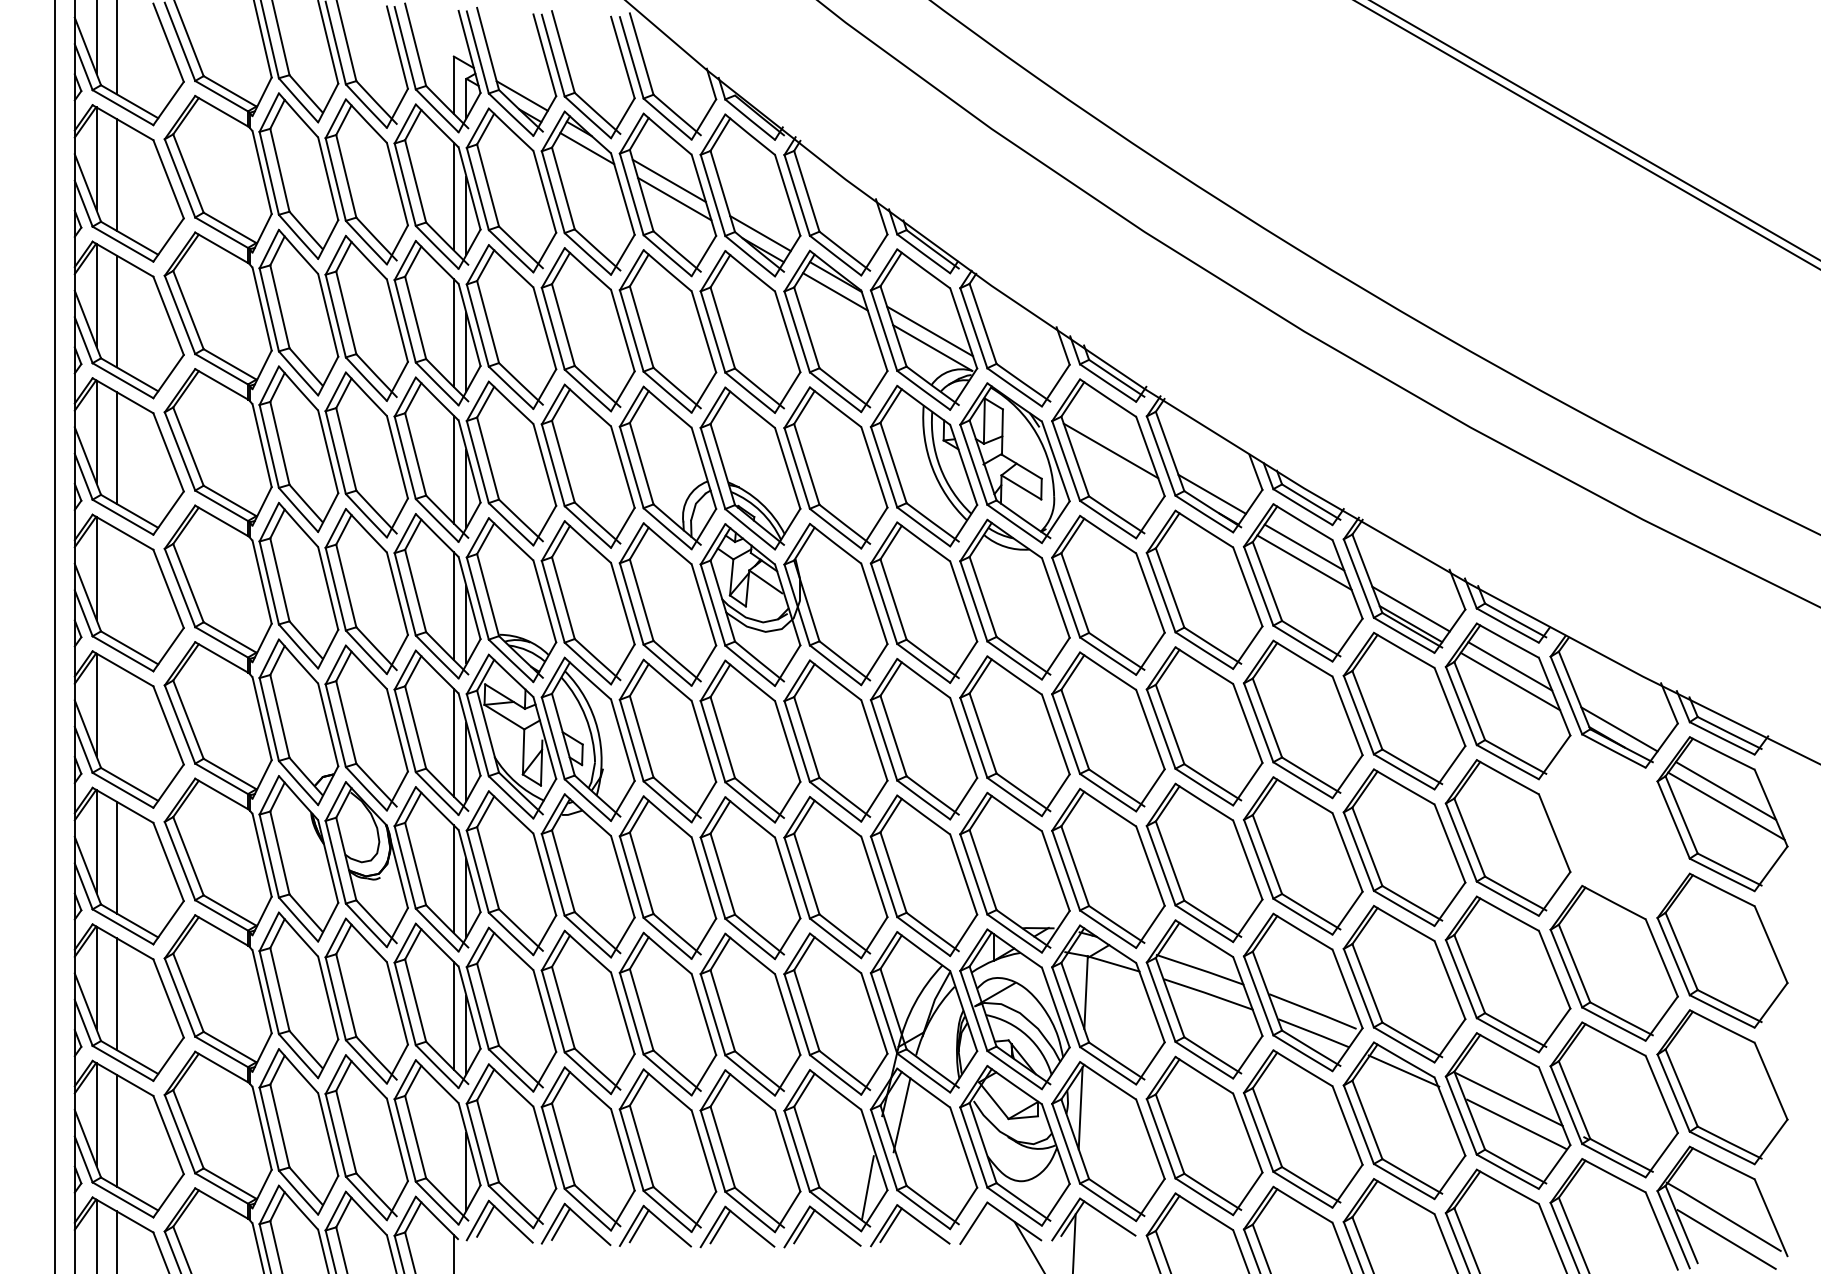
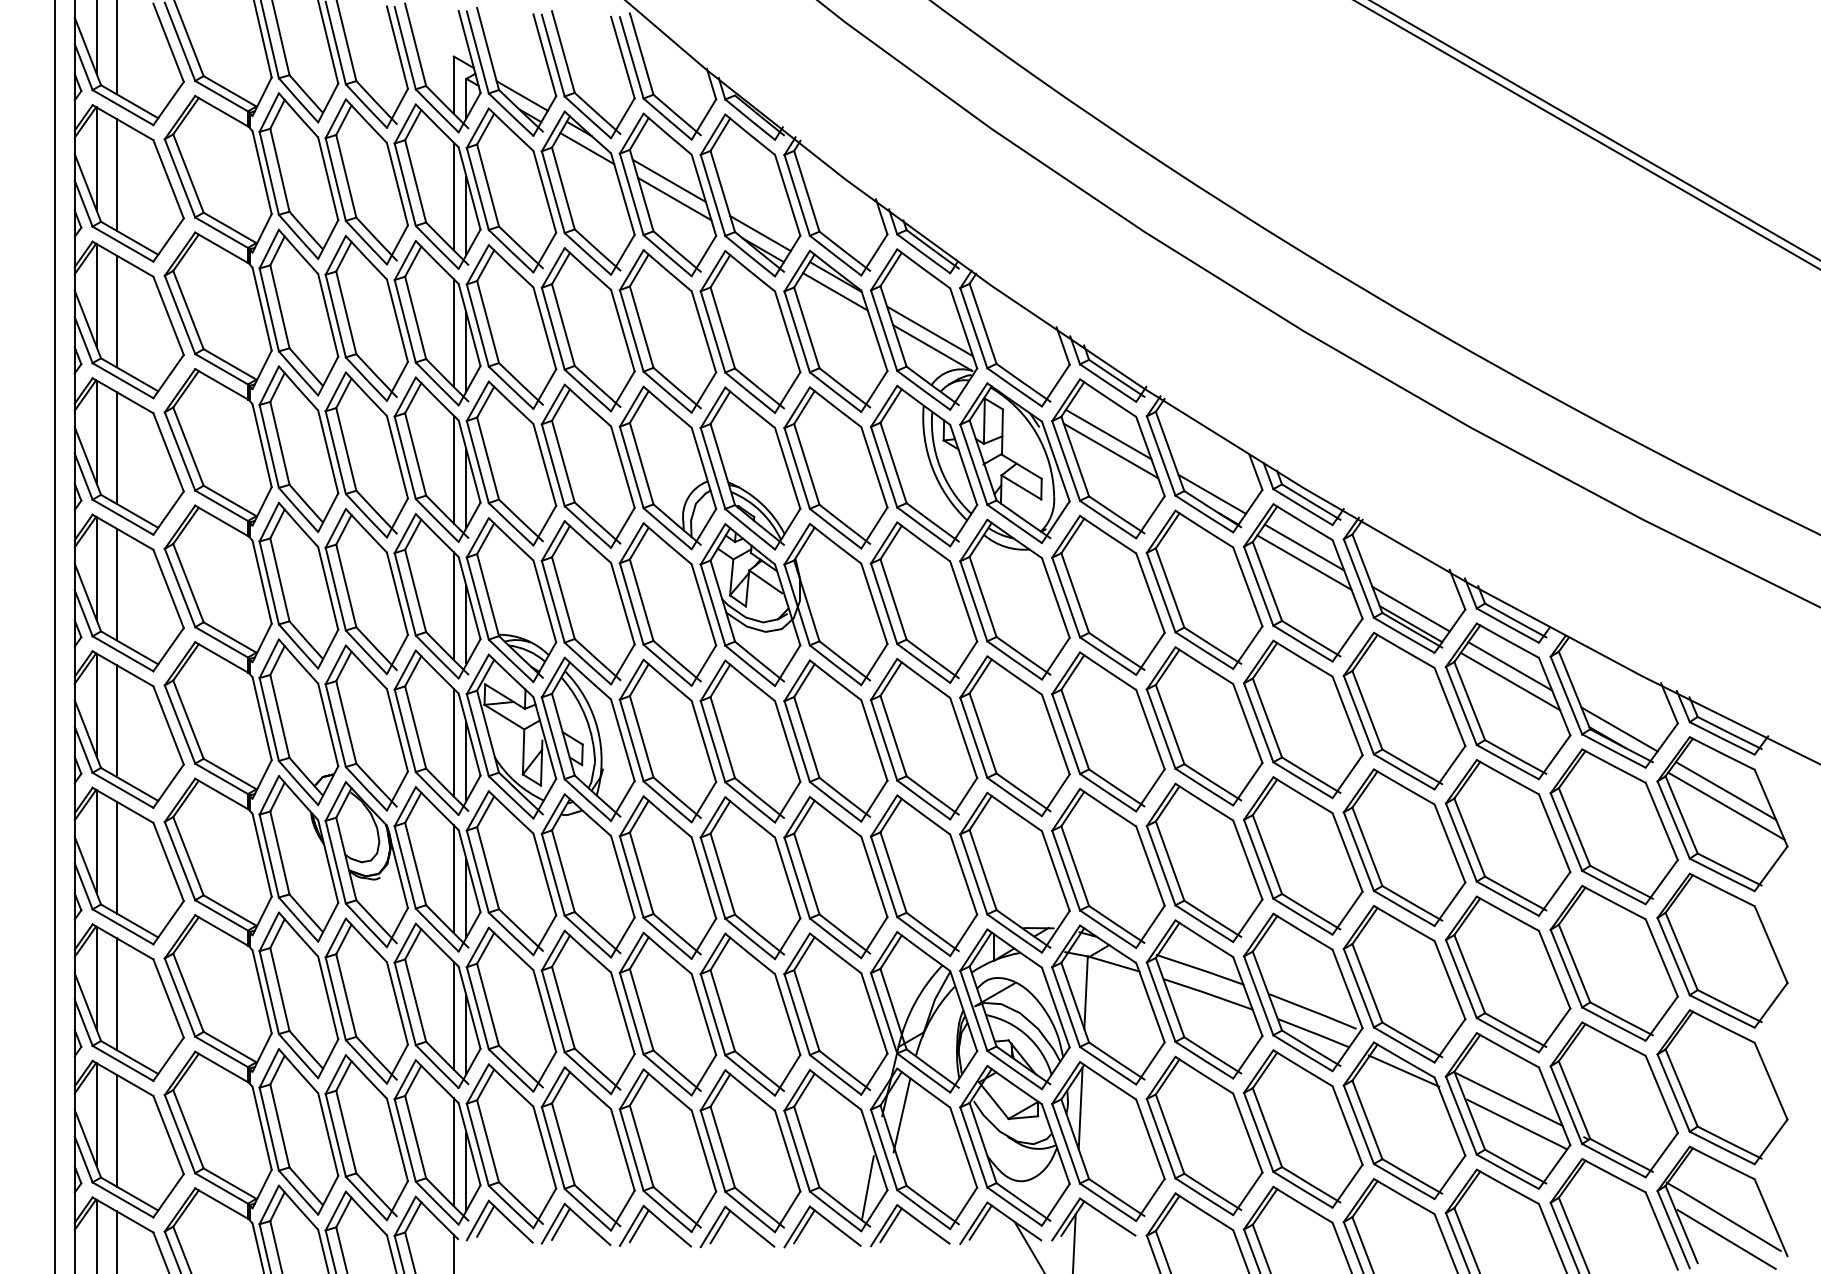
line: none -> present (1108, 434)
line: none -> present (116, 584)
line: none -> present (116, 720)
part: none -> present (1613, 826)
line: none -> present (453, 1152)
line: none -> present (980, 1222)
